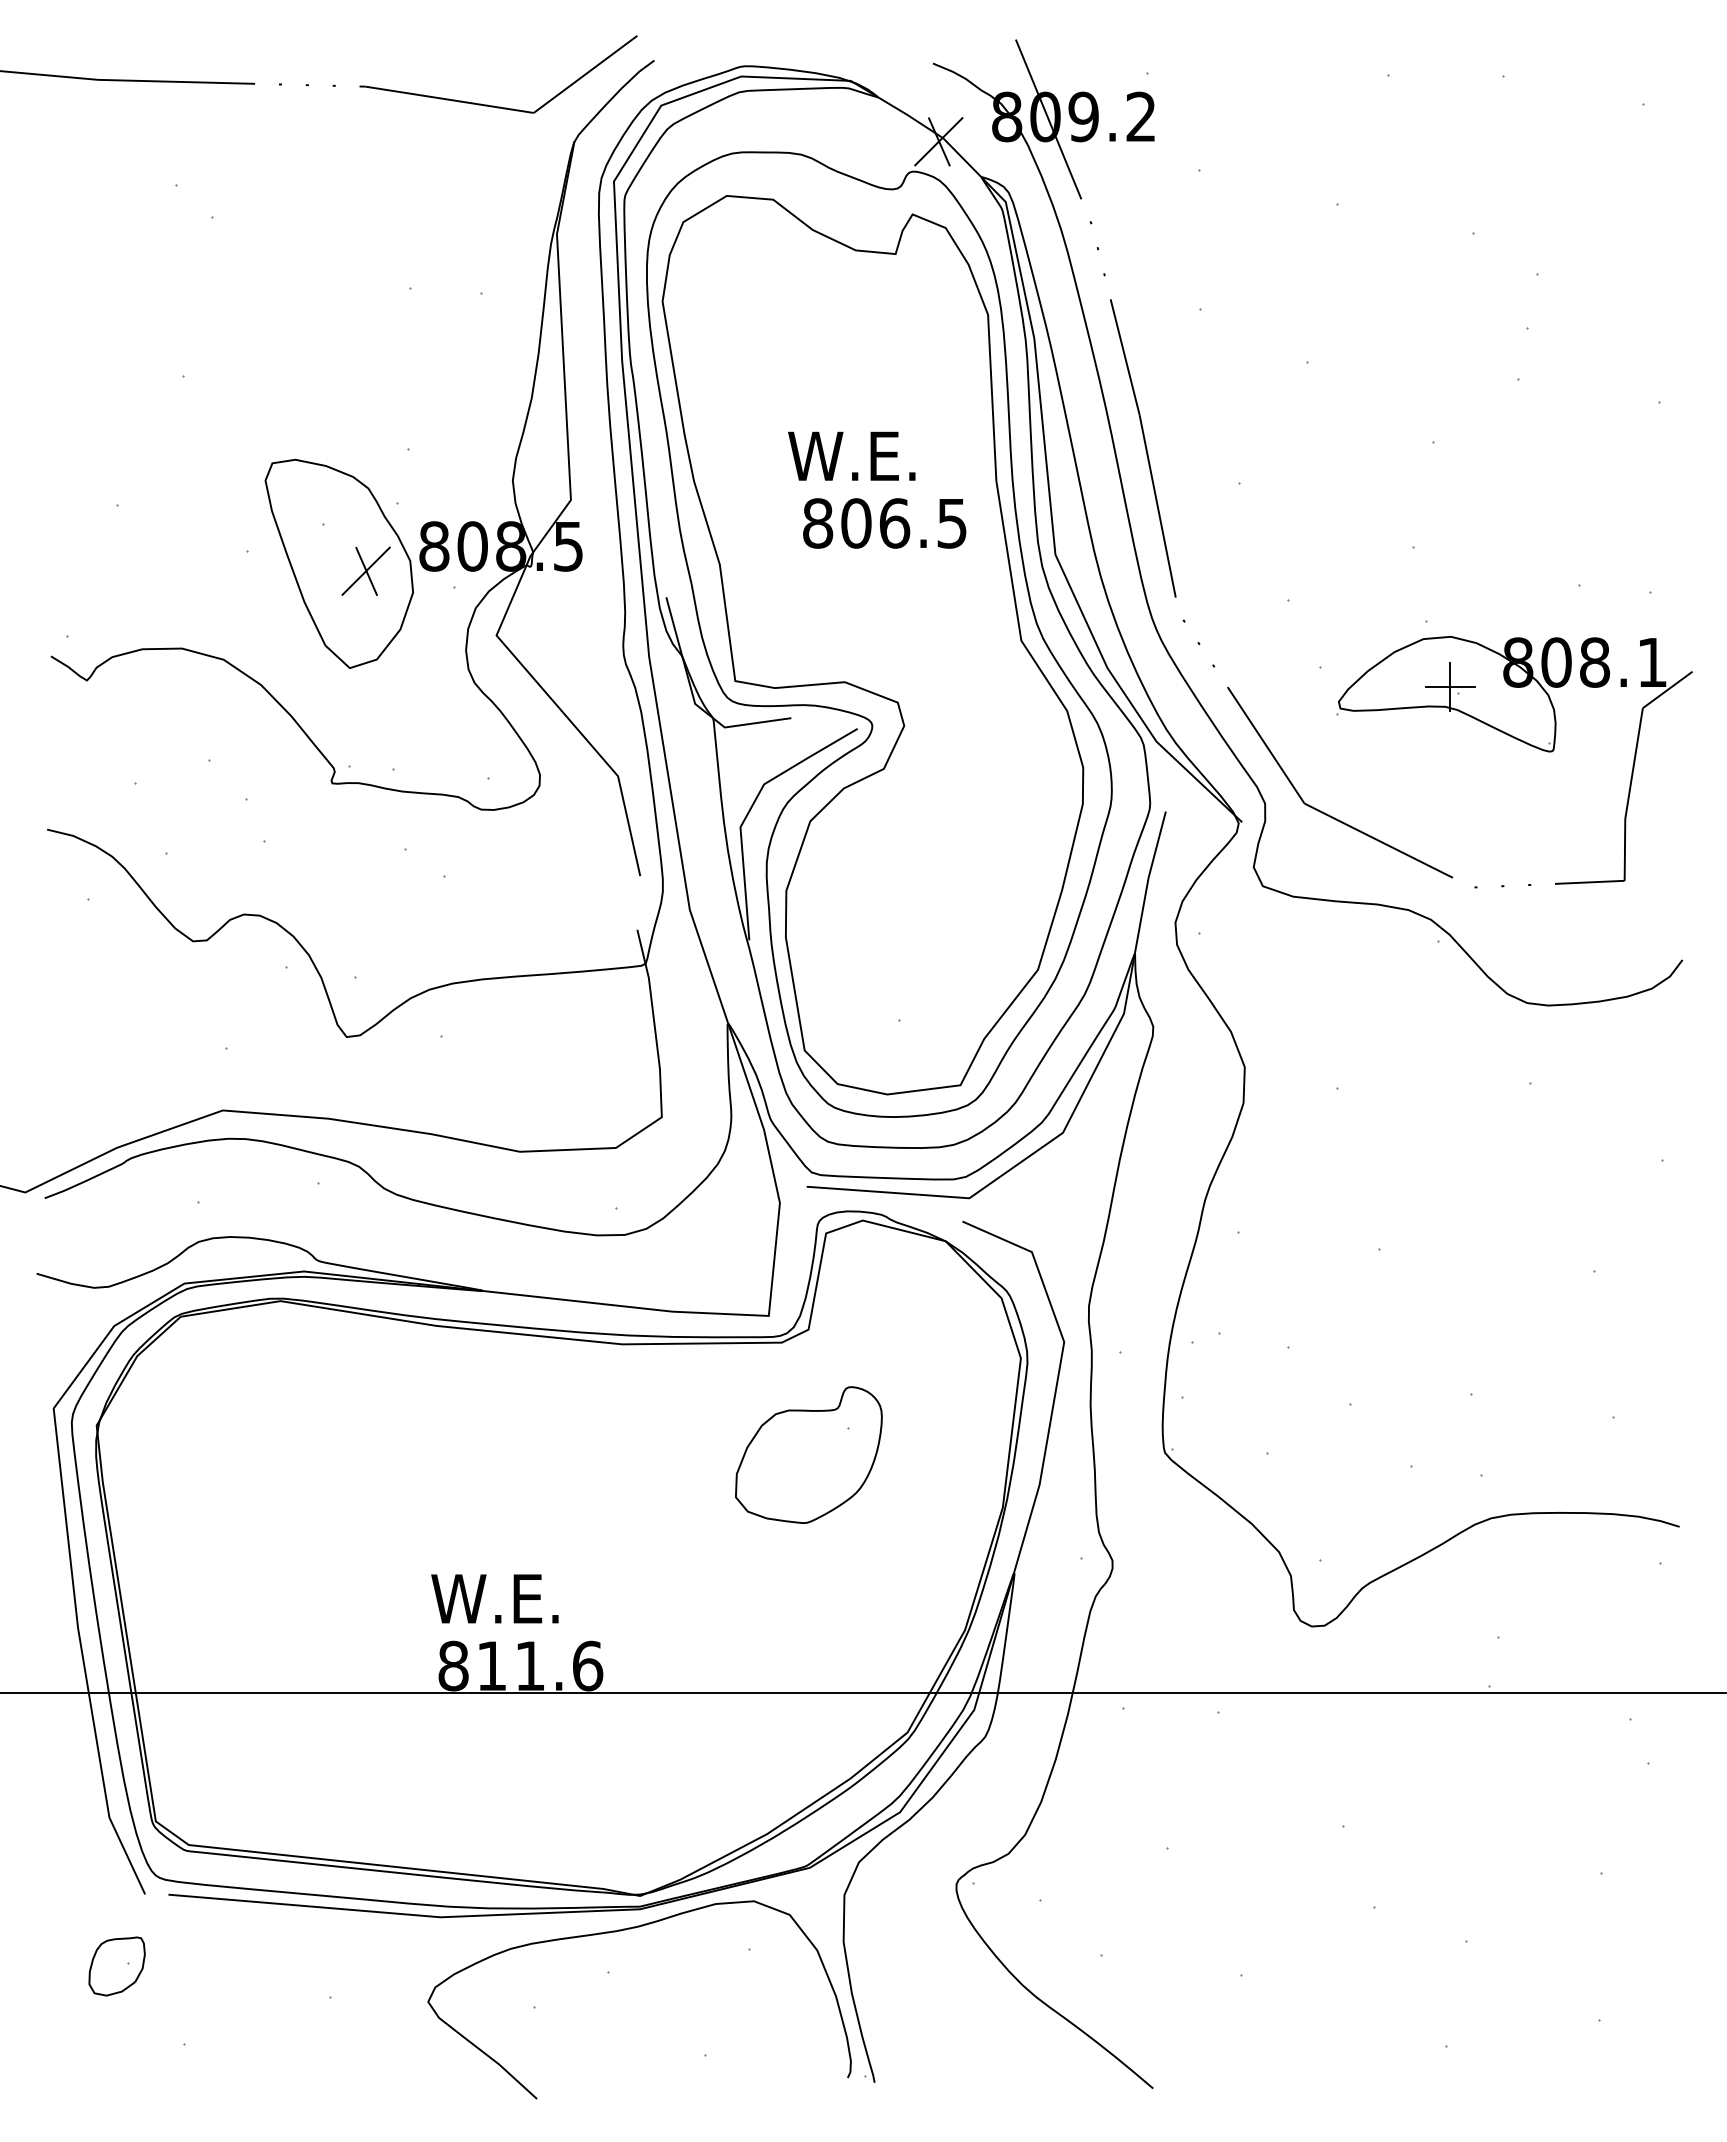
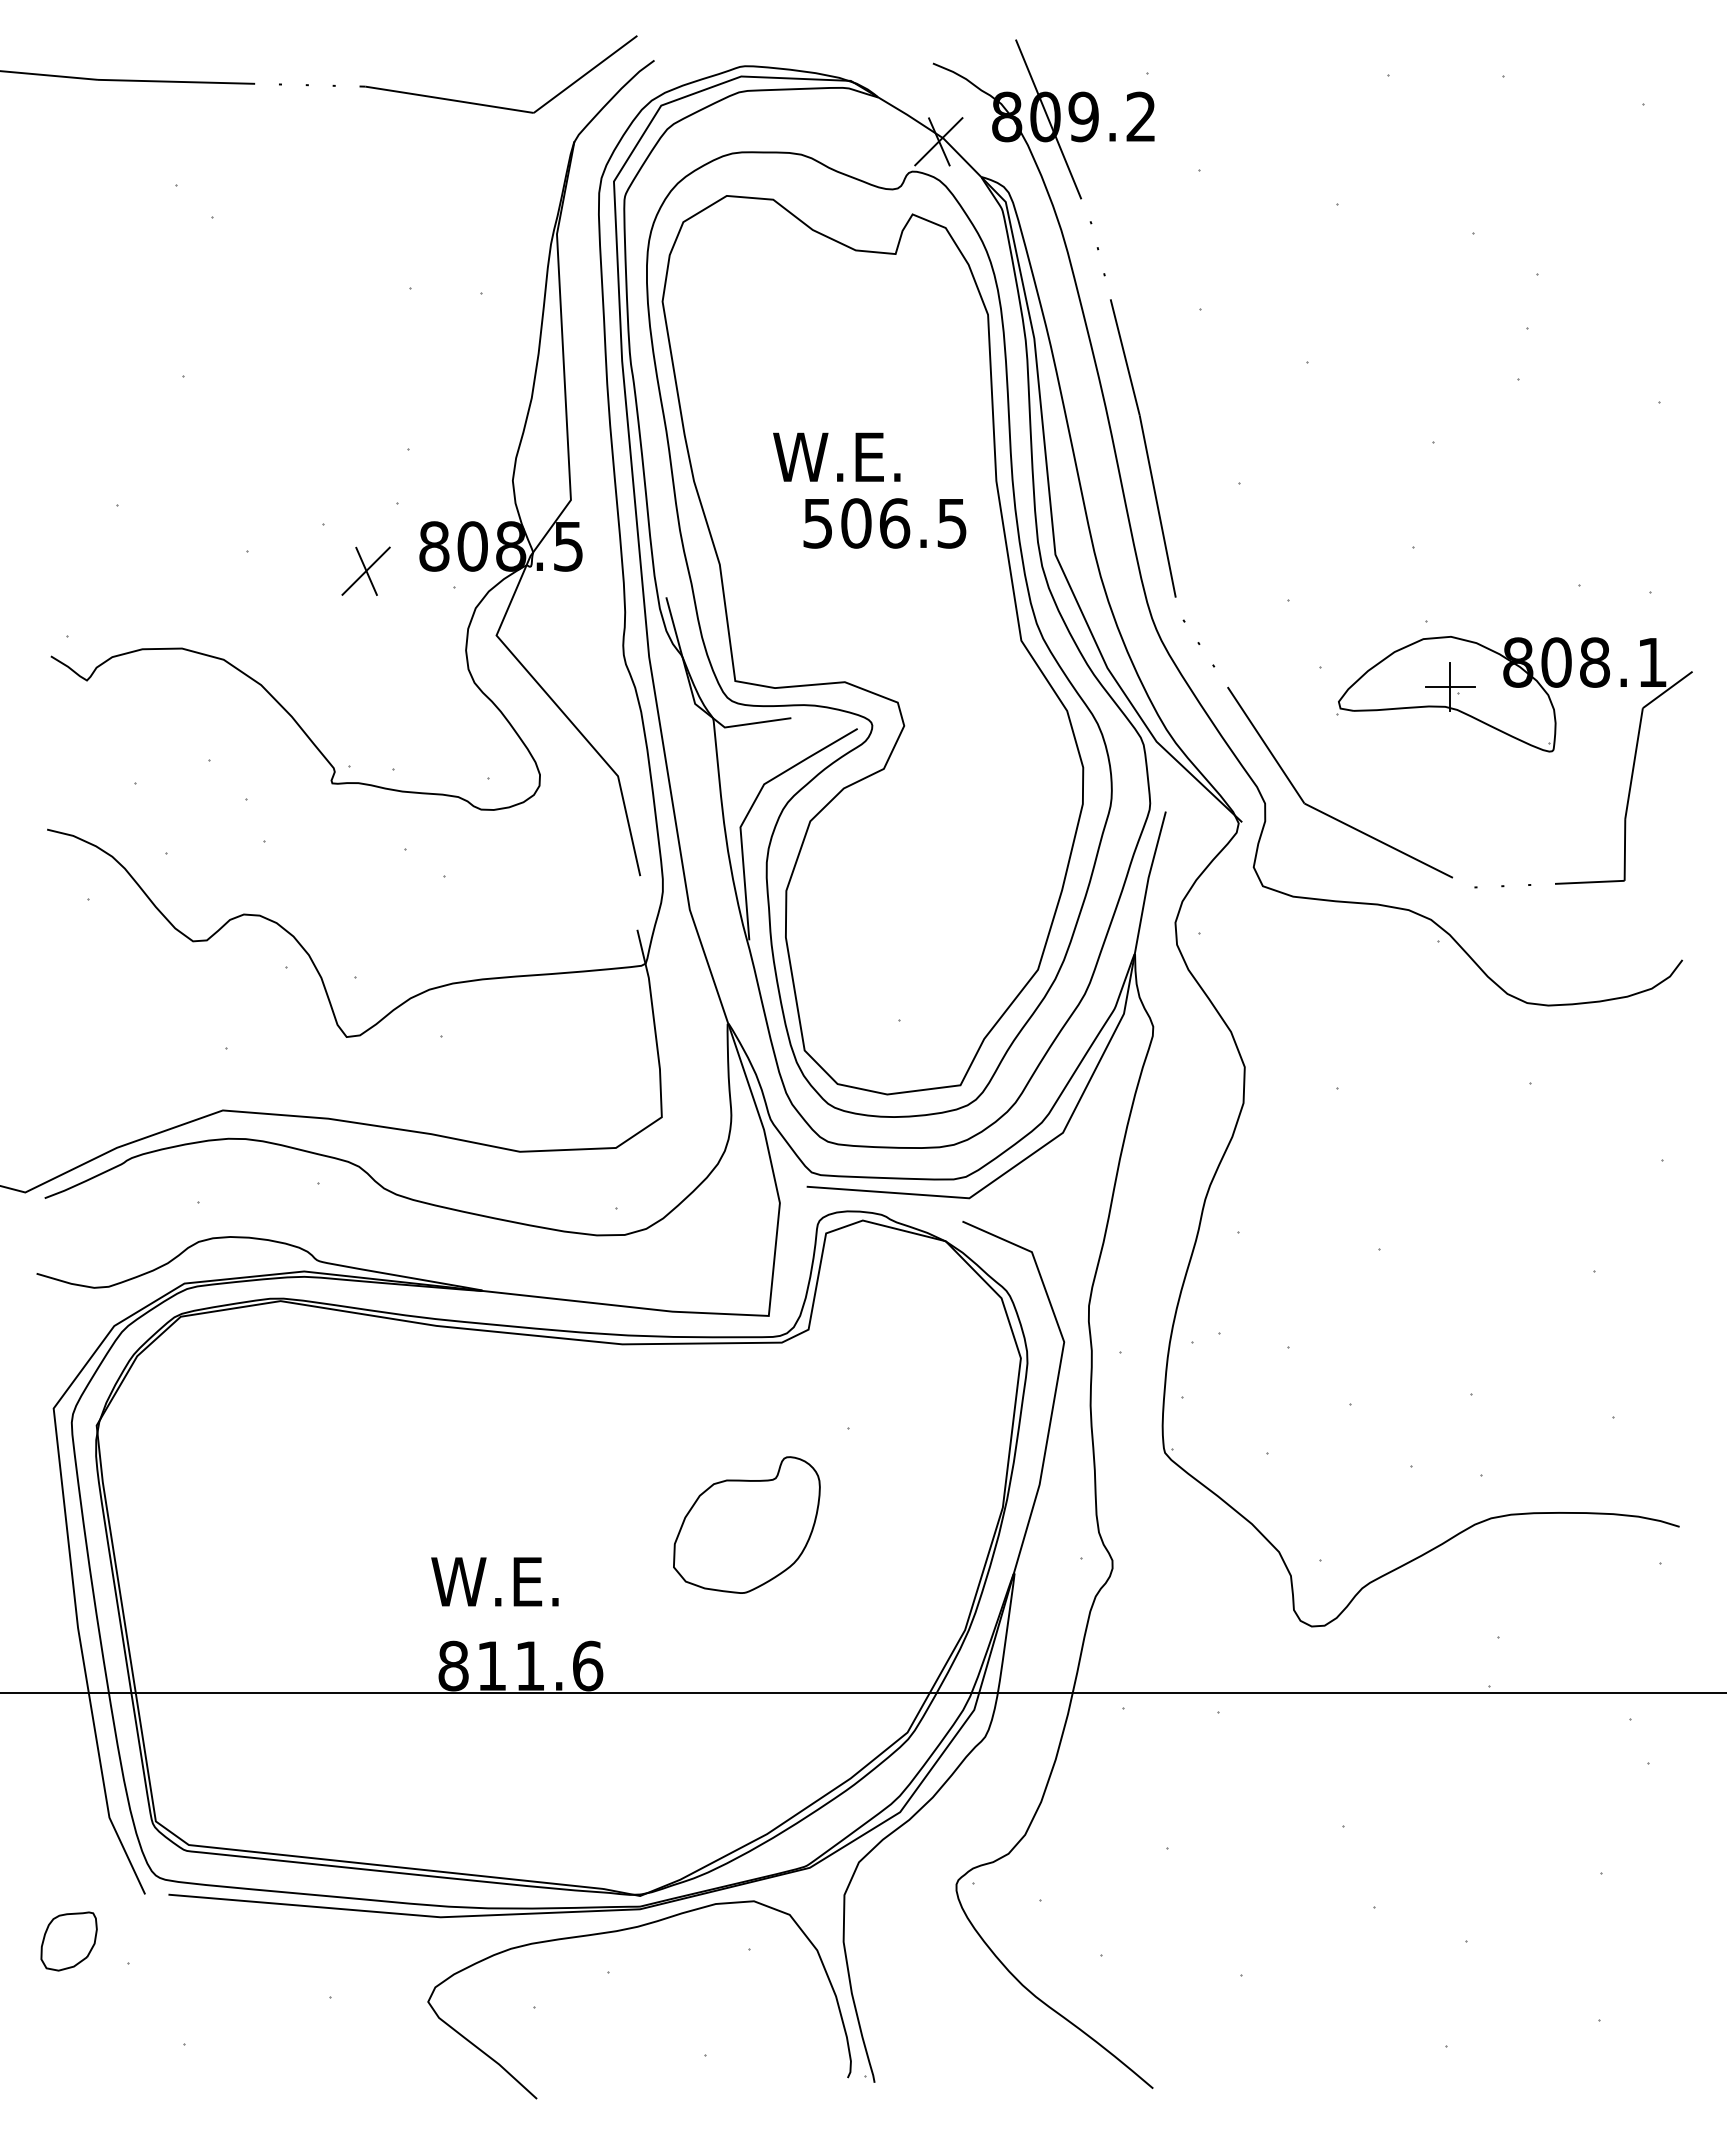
text position: (851, 455) -> (836, 456) (836, 456)
text: 806.5 -> 506.5 (818, 523)
part: present -> none (338, 563)
part position: (808, 1454) -> (746, 1524) (746, 1524)
text position: (494, 1598) -> (494, 1581) (494, 1581)
part position: (116, 1966) -> (68, 1941) (68, 1941)
